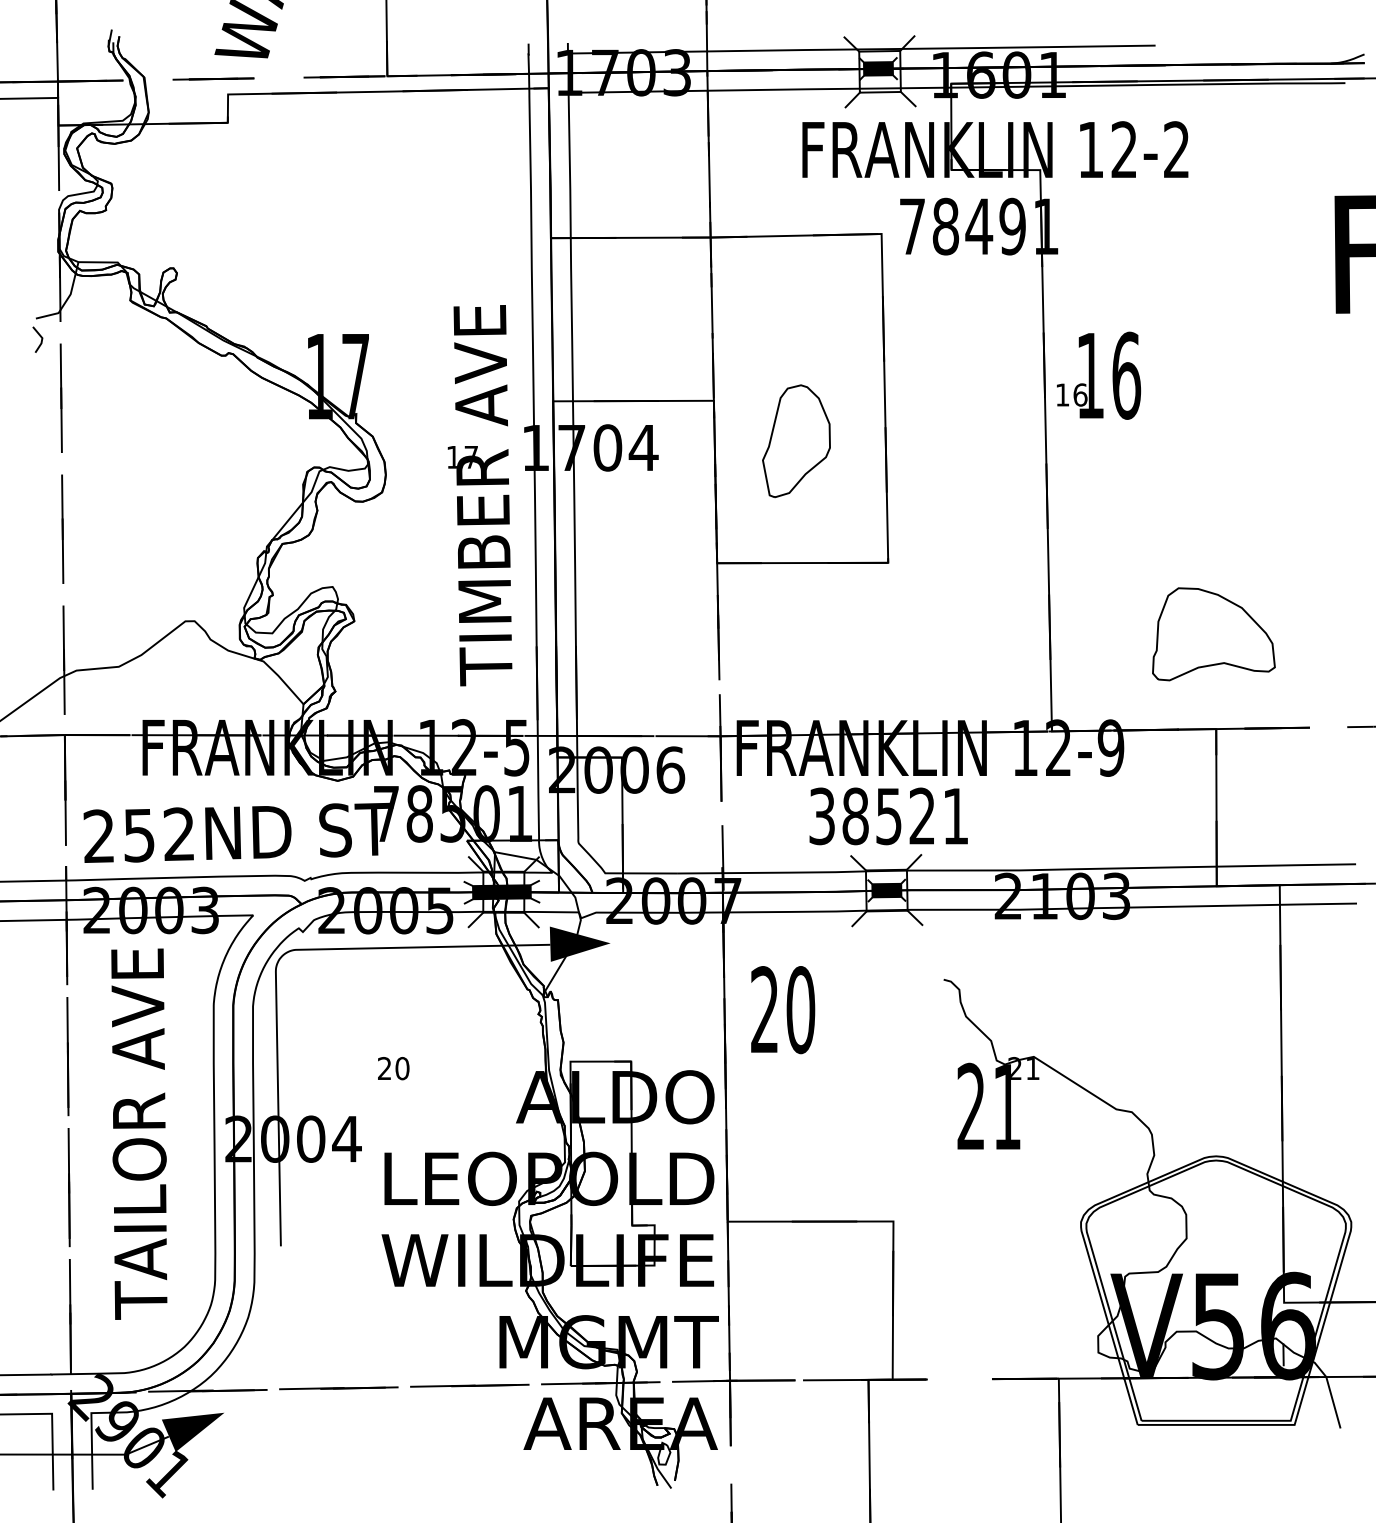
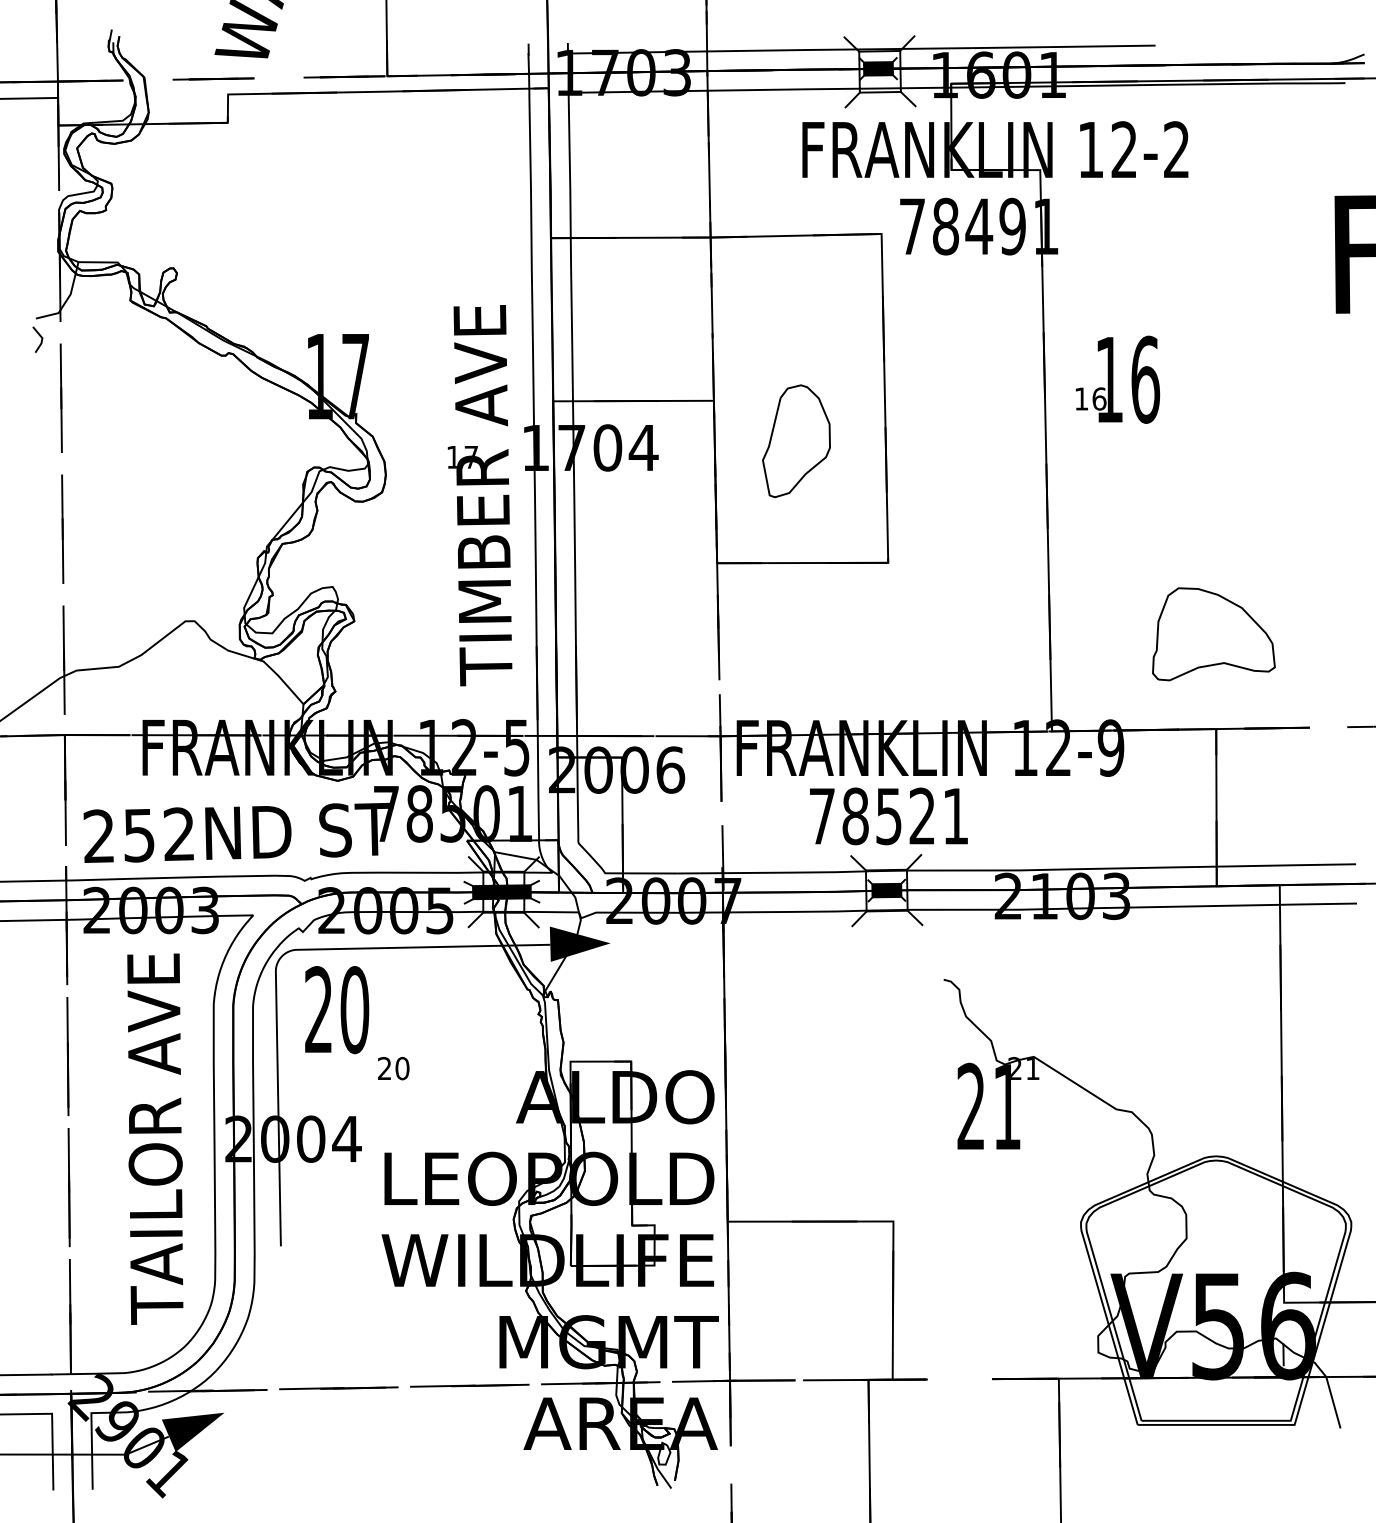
text position: (1099, 375) -> (1118, 379) (1118, 379)
text: 38521 -> 78521 (821, 816)
text position: (783, 1010) -> (337, 1010) (337, 1010)
text position: (139, 1133) -> (155, 1138) (155, 1138)
